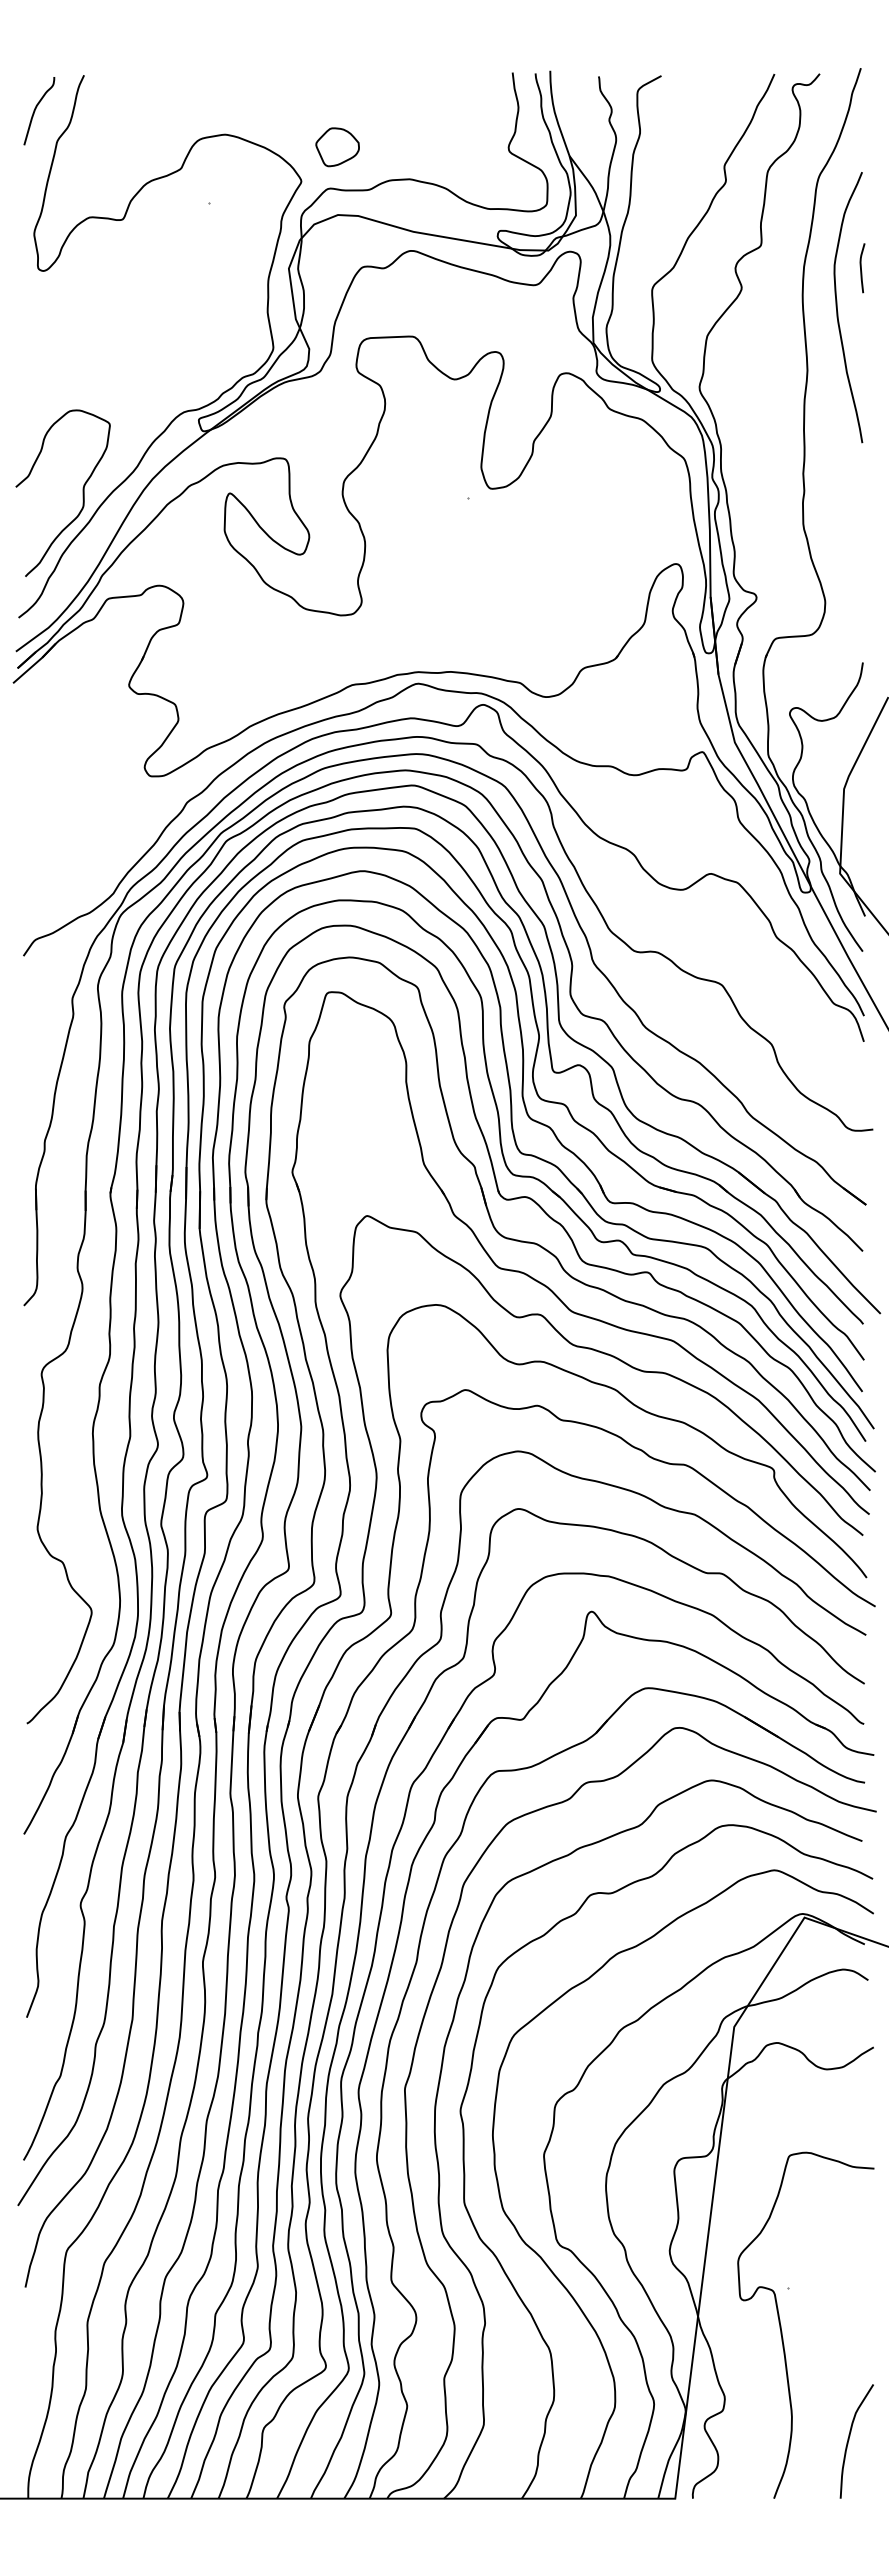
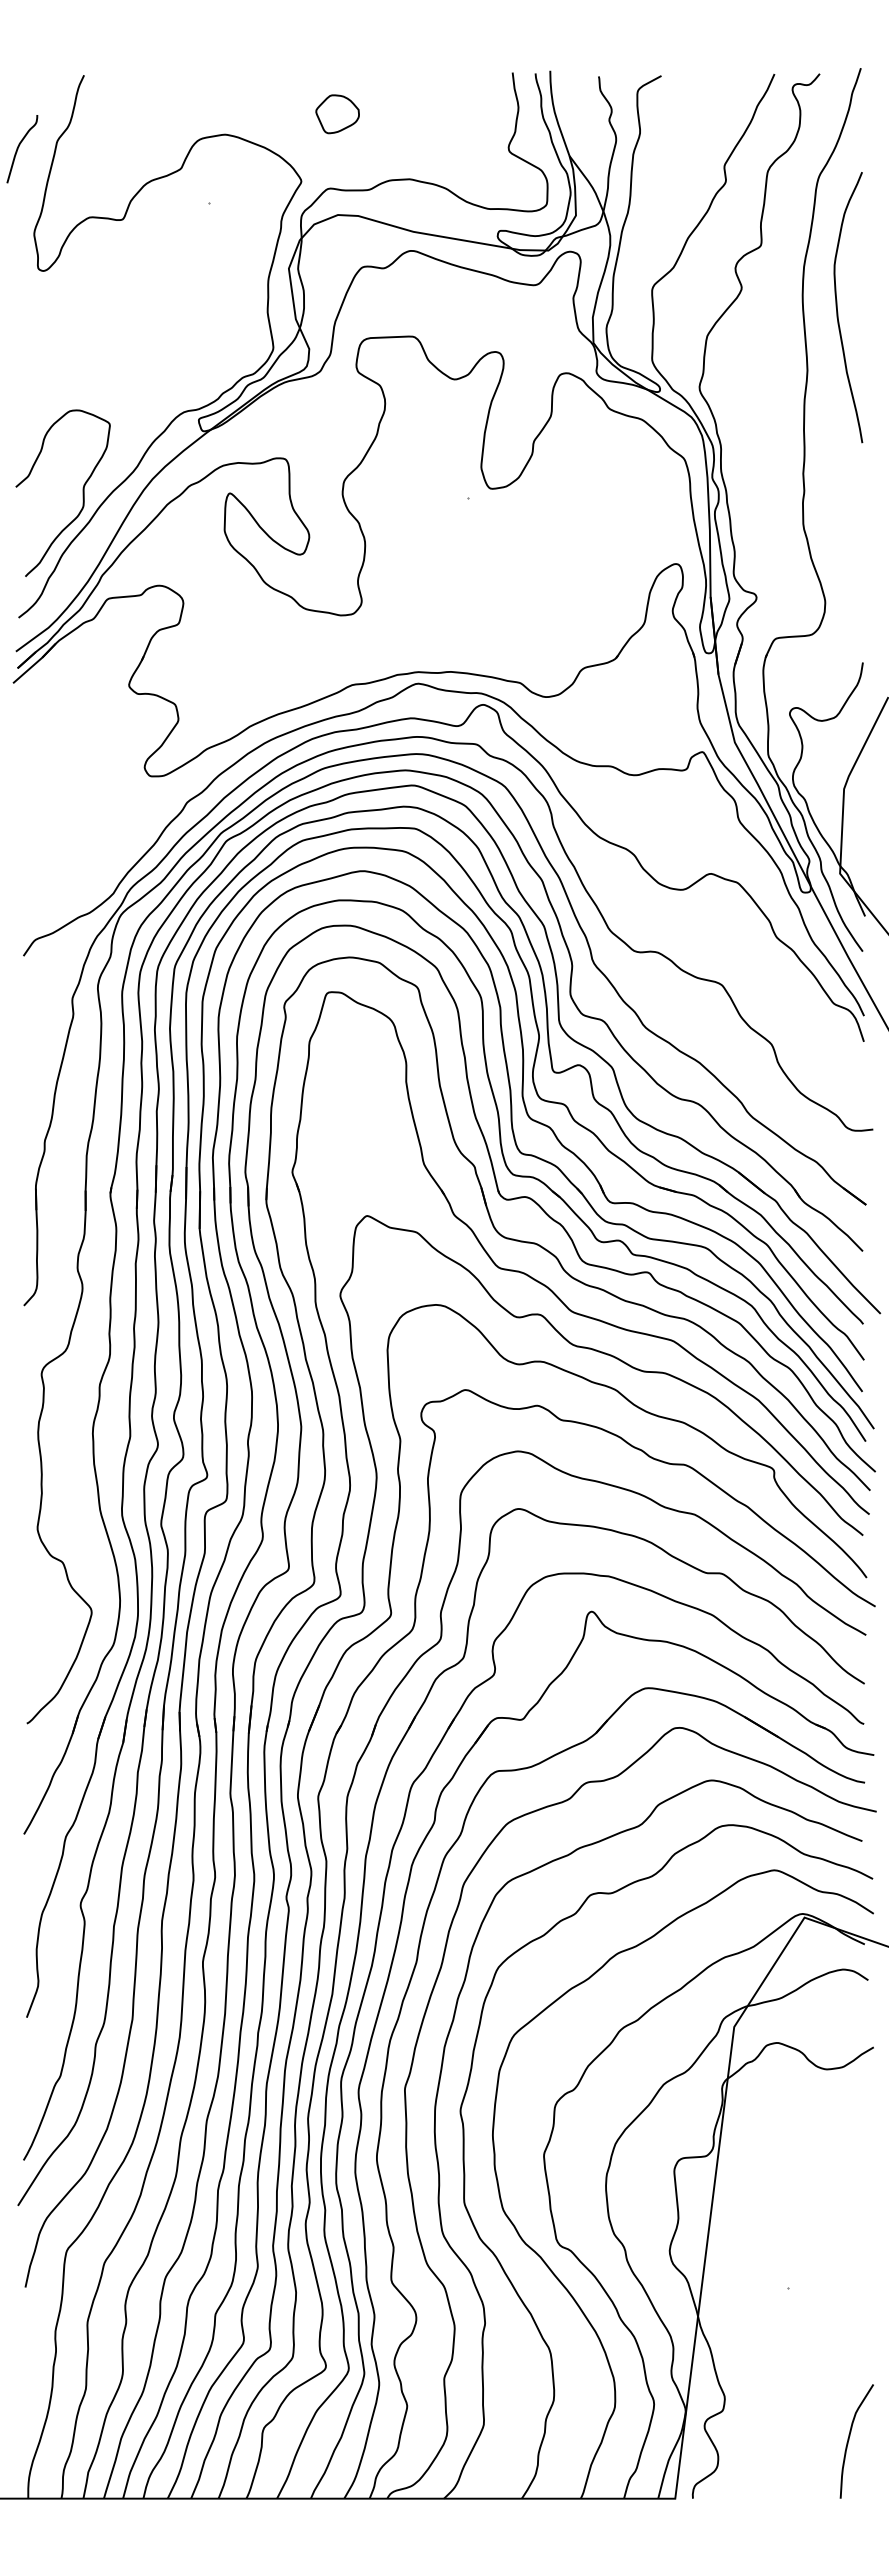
curve position: (36, 109) -> (19, 147) (19, 147)
part position: (337, 147) -> (337, 114) (337, 114)
curve: present -> none (861, 268)
curve: present -> none (781, 2325)
